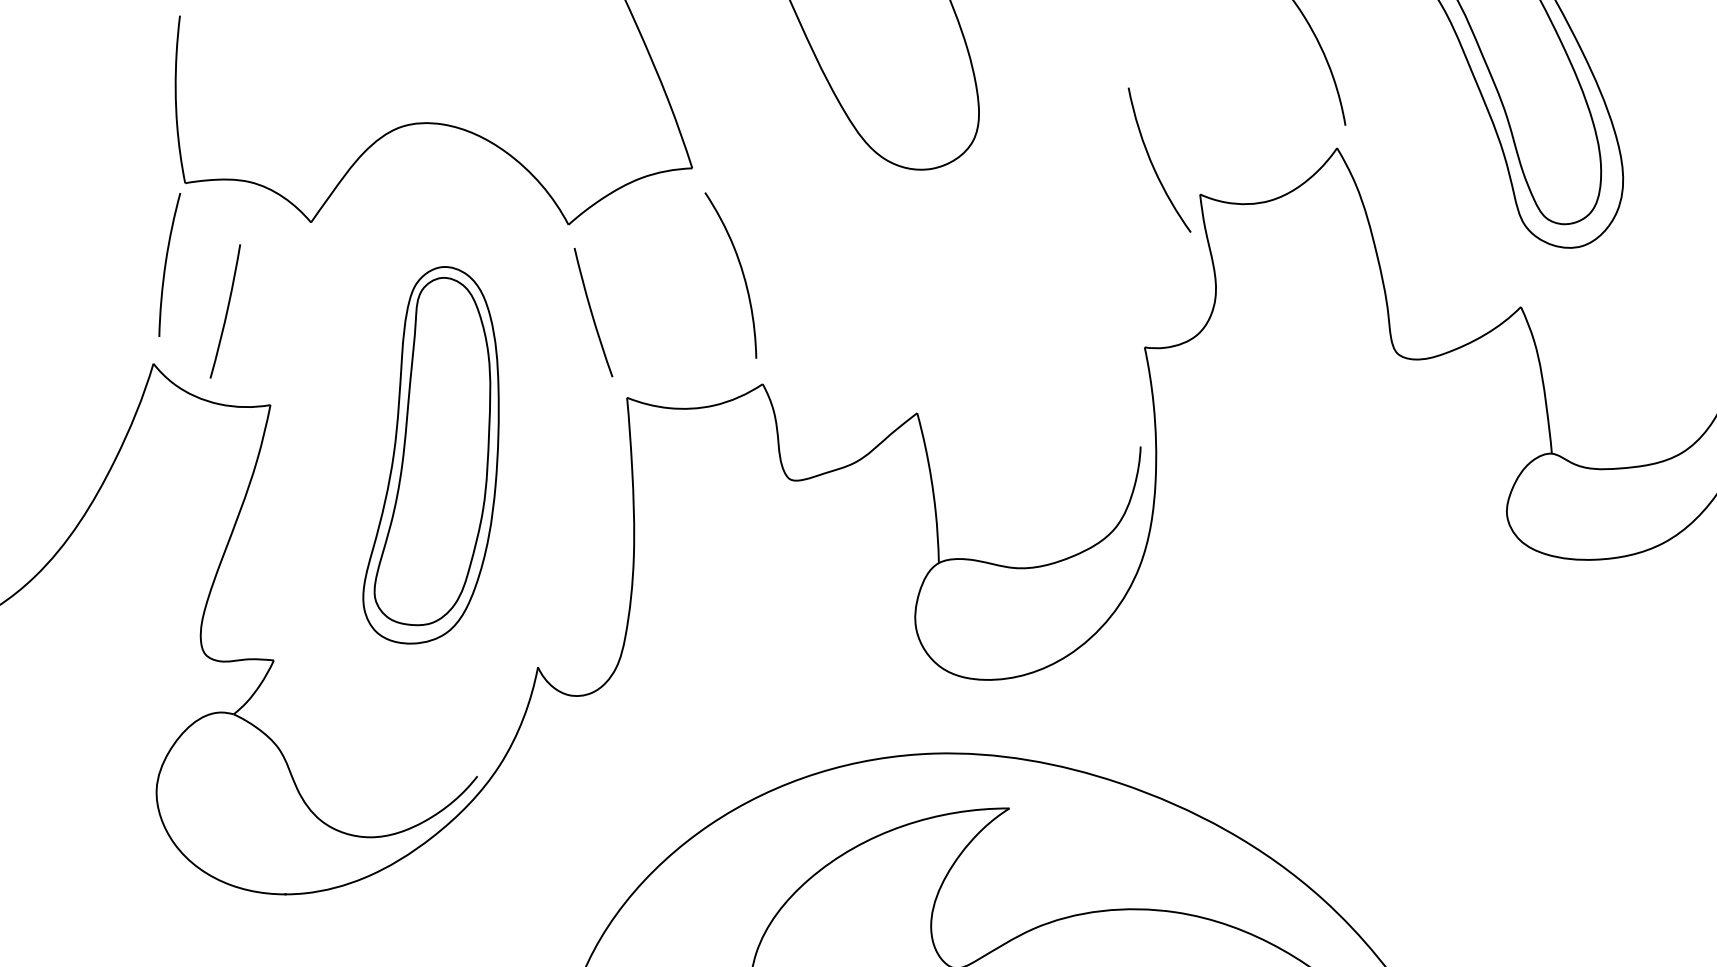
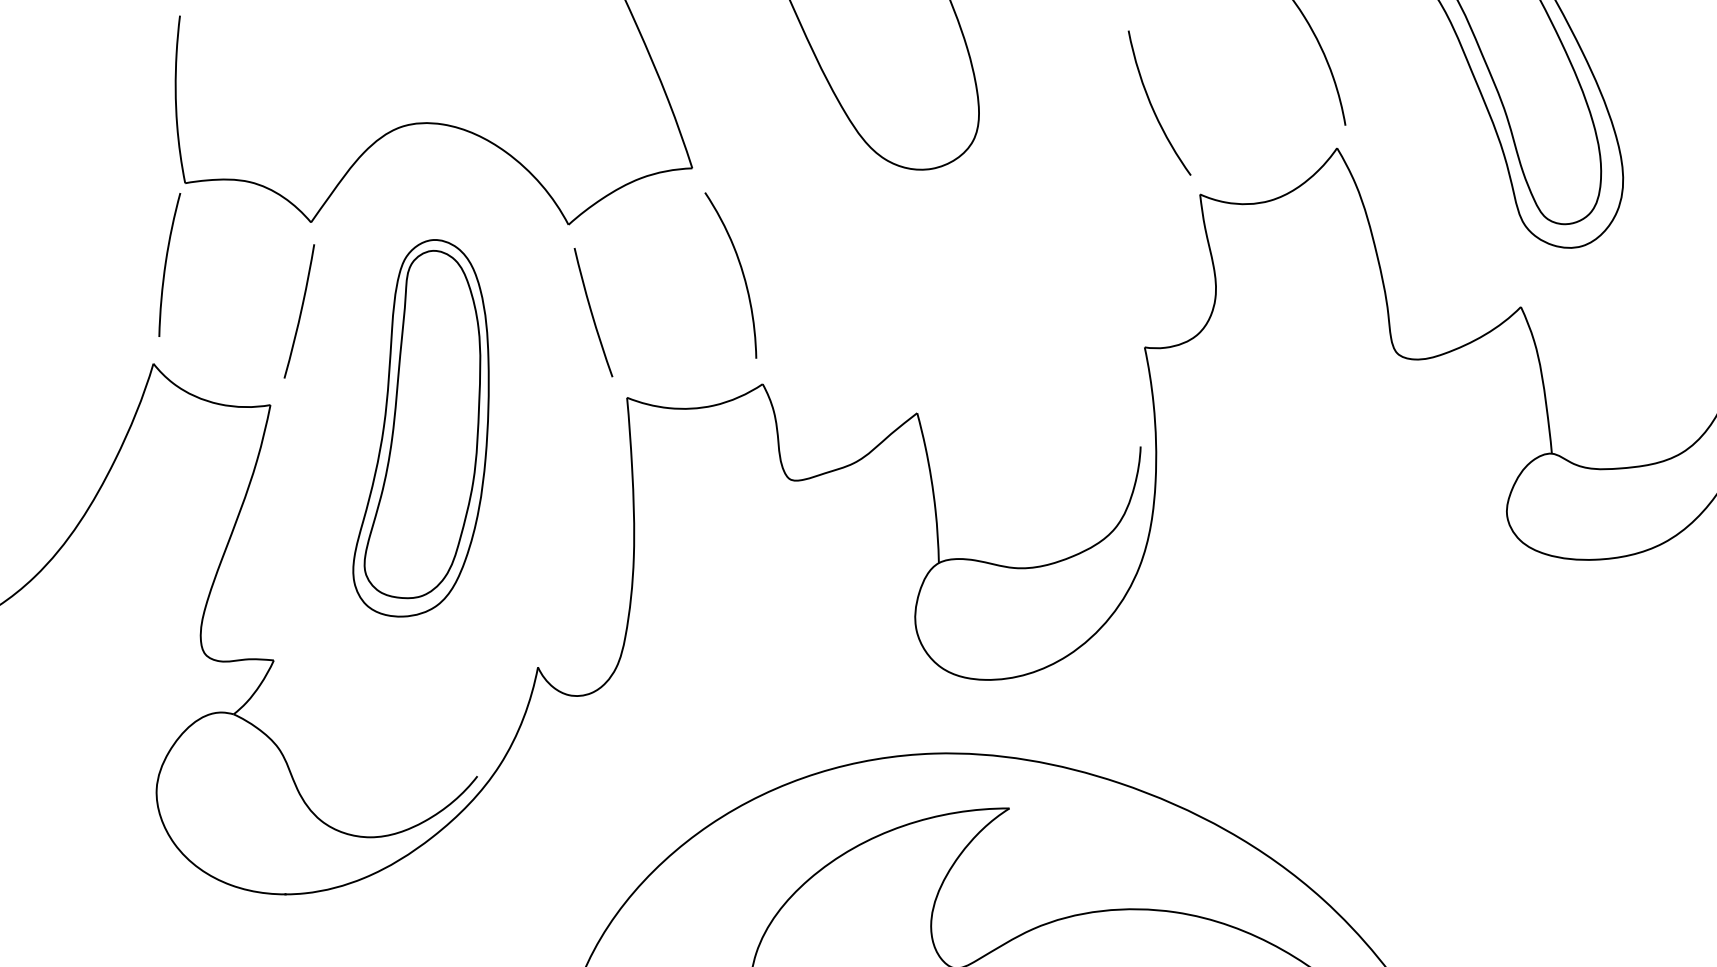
curve position: (1152, 162) -> (1152, 105) (1152, 105)
curve position: (226, 311) -> (300, 311) (300, 311)
part position: (430, 455) -> (420, 428) (420, 428)
